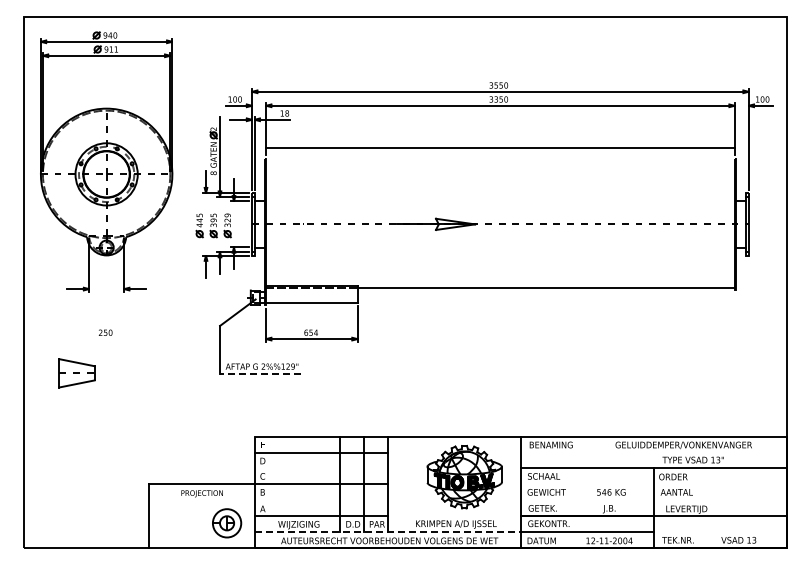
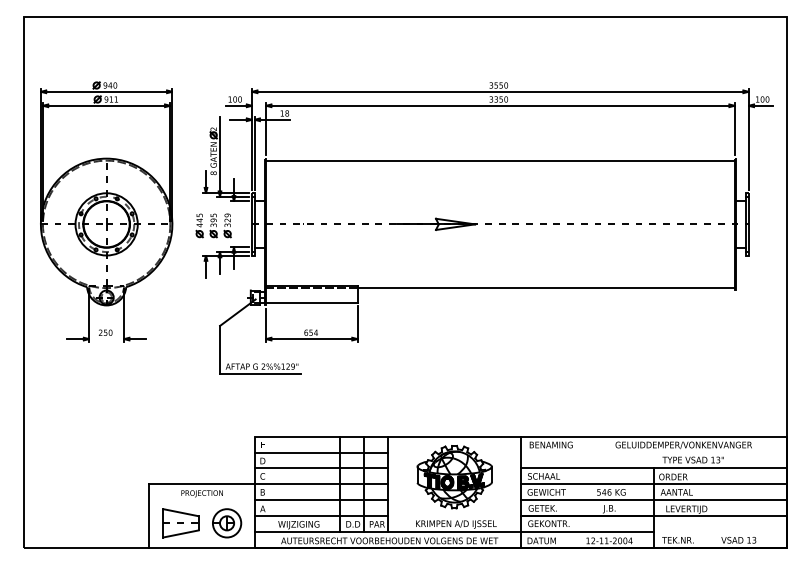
line position: (500, 147) -> (500, 160) (500, 160)
part position: (106, 161) -> (106, 211) (106, 211)
part position: (76, 373) -> (180, 523) (180, 523)
line: dashed -> solid (259, 374)
line: none -> present (321, 468)
part position: (464, 477) -> (454, 477) (454, 477)
line: none -> present (653, 484)
line: none -> present (321, 500)
line: none -> present (653, 500)
line: dashed -> solid (388, 532)
